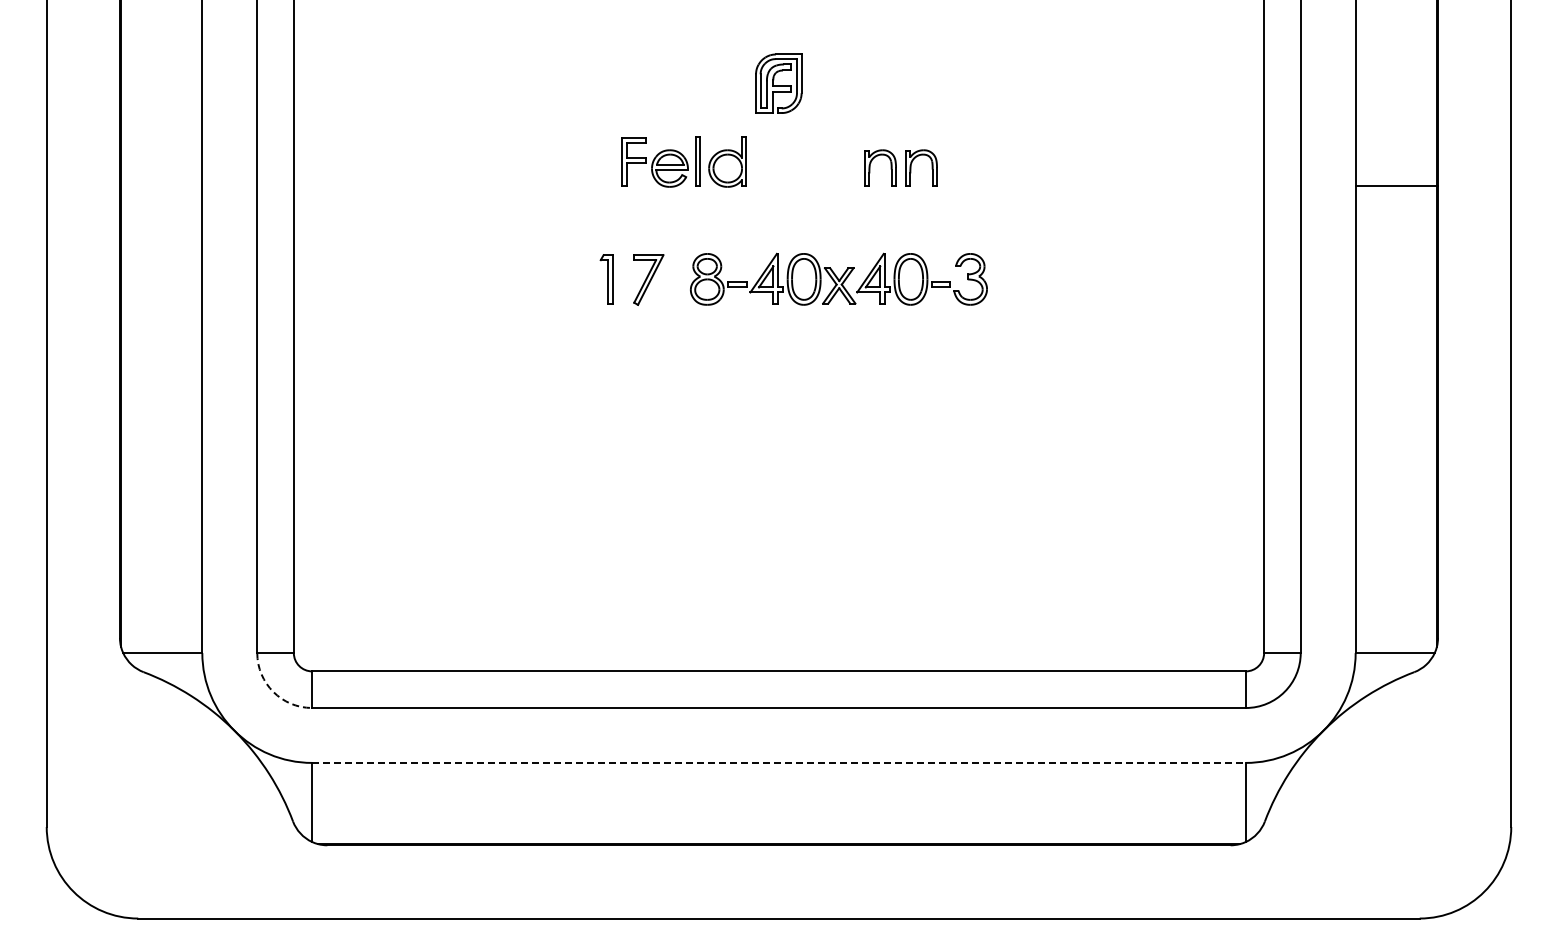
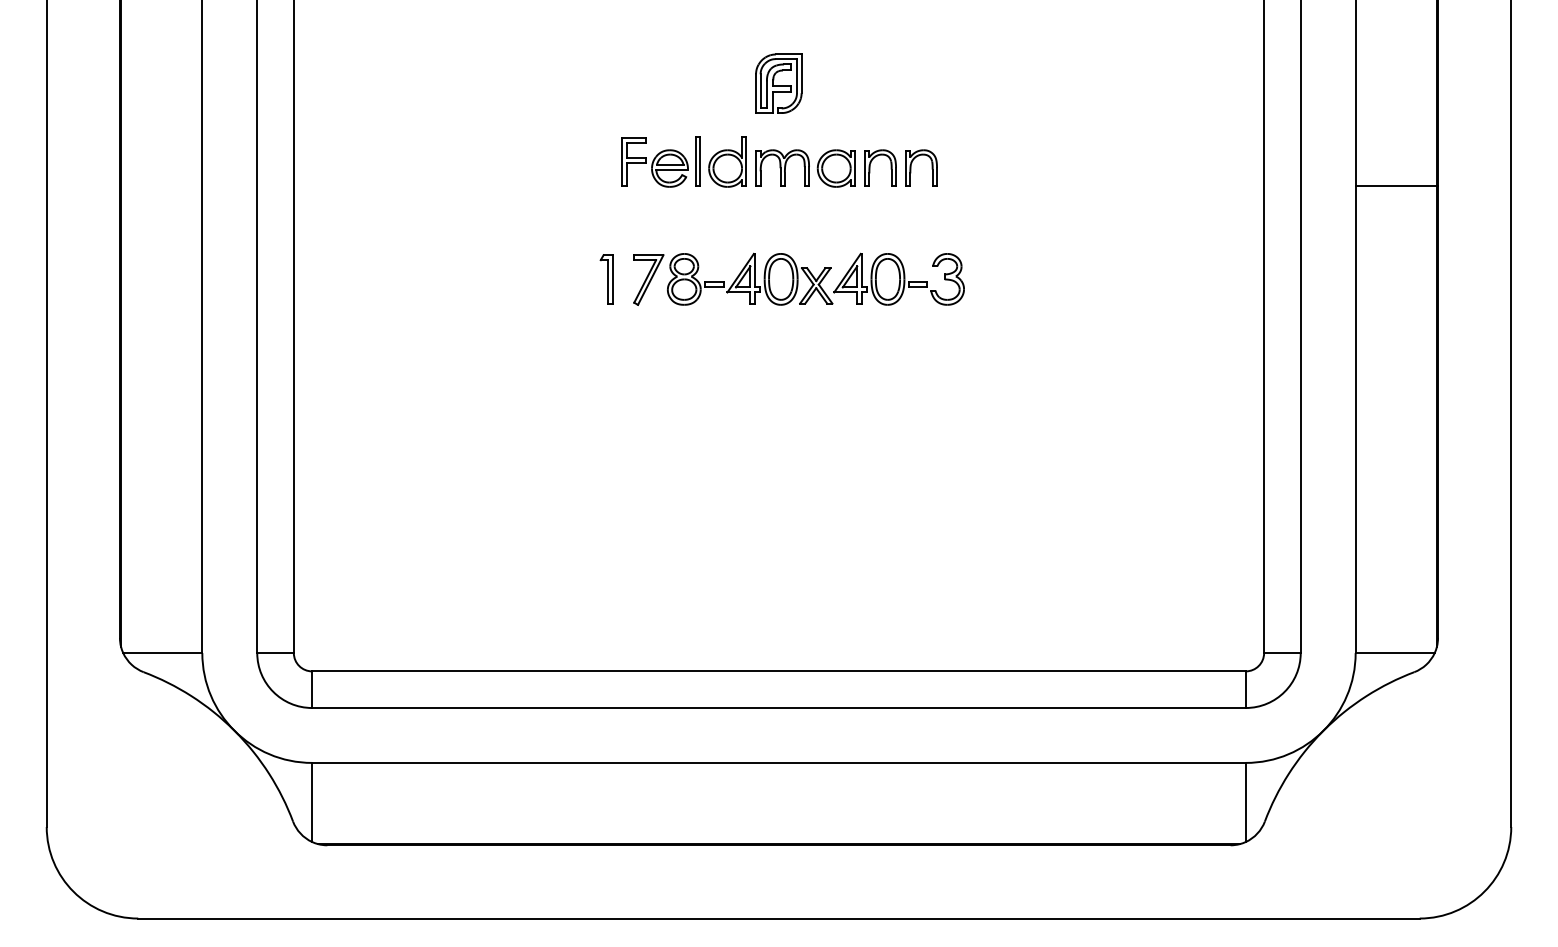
part: none -> present (805, 168)
part position: (838, 278) -> (815, 278) (815, 278)
arc: dashed -> solid (273, 691)
line: dashed -> solid (779, 762)
